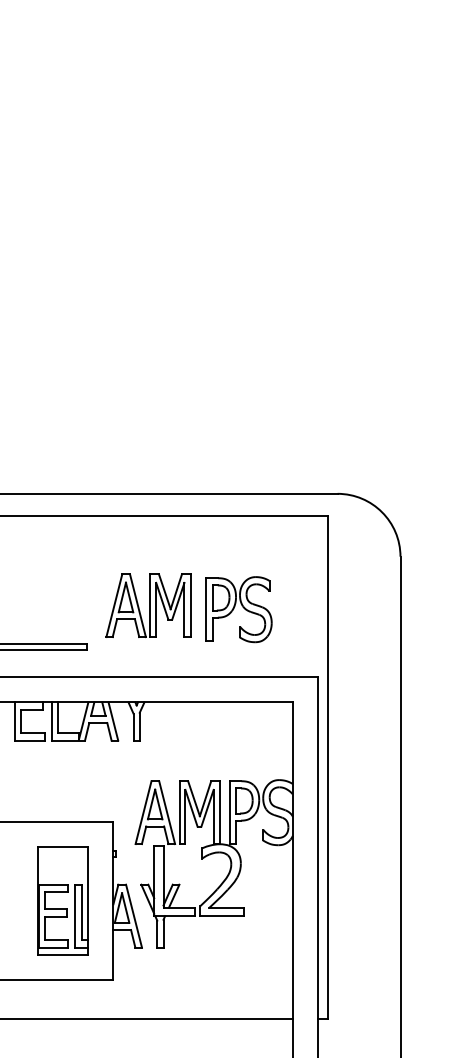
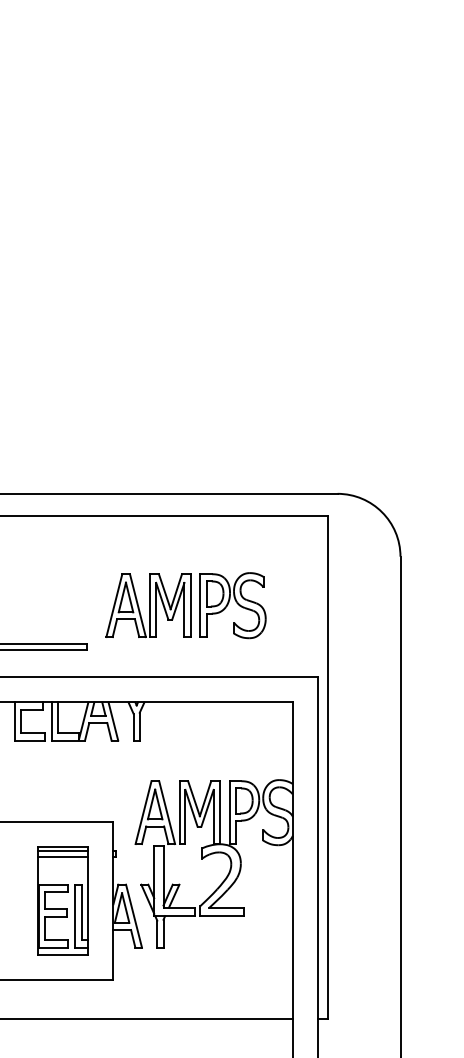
part position: (238, 609) -> (232, 605) (232, 605)
line: none -> present (63, 851)
line: none -> present (63, 856)
